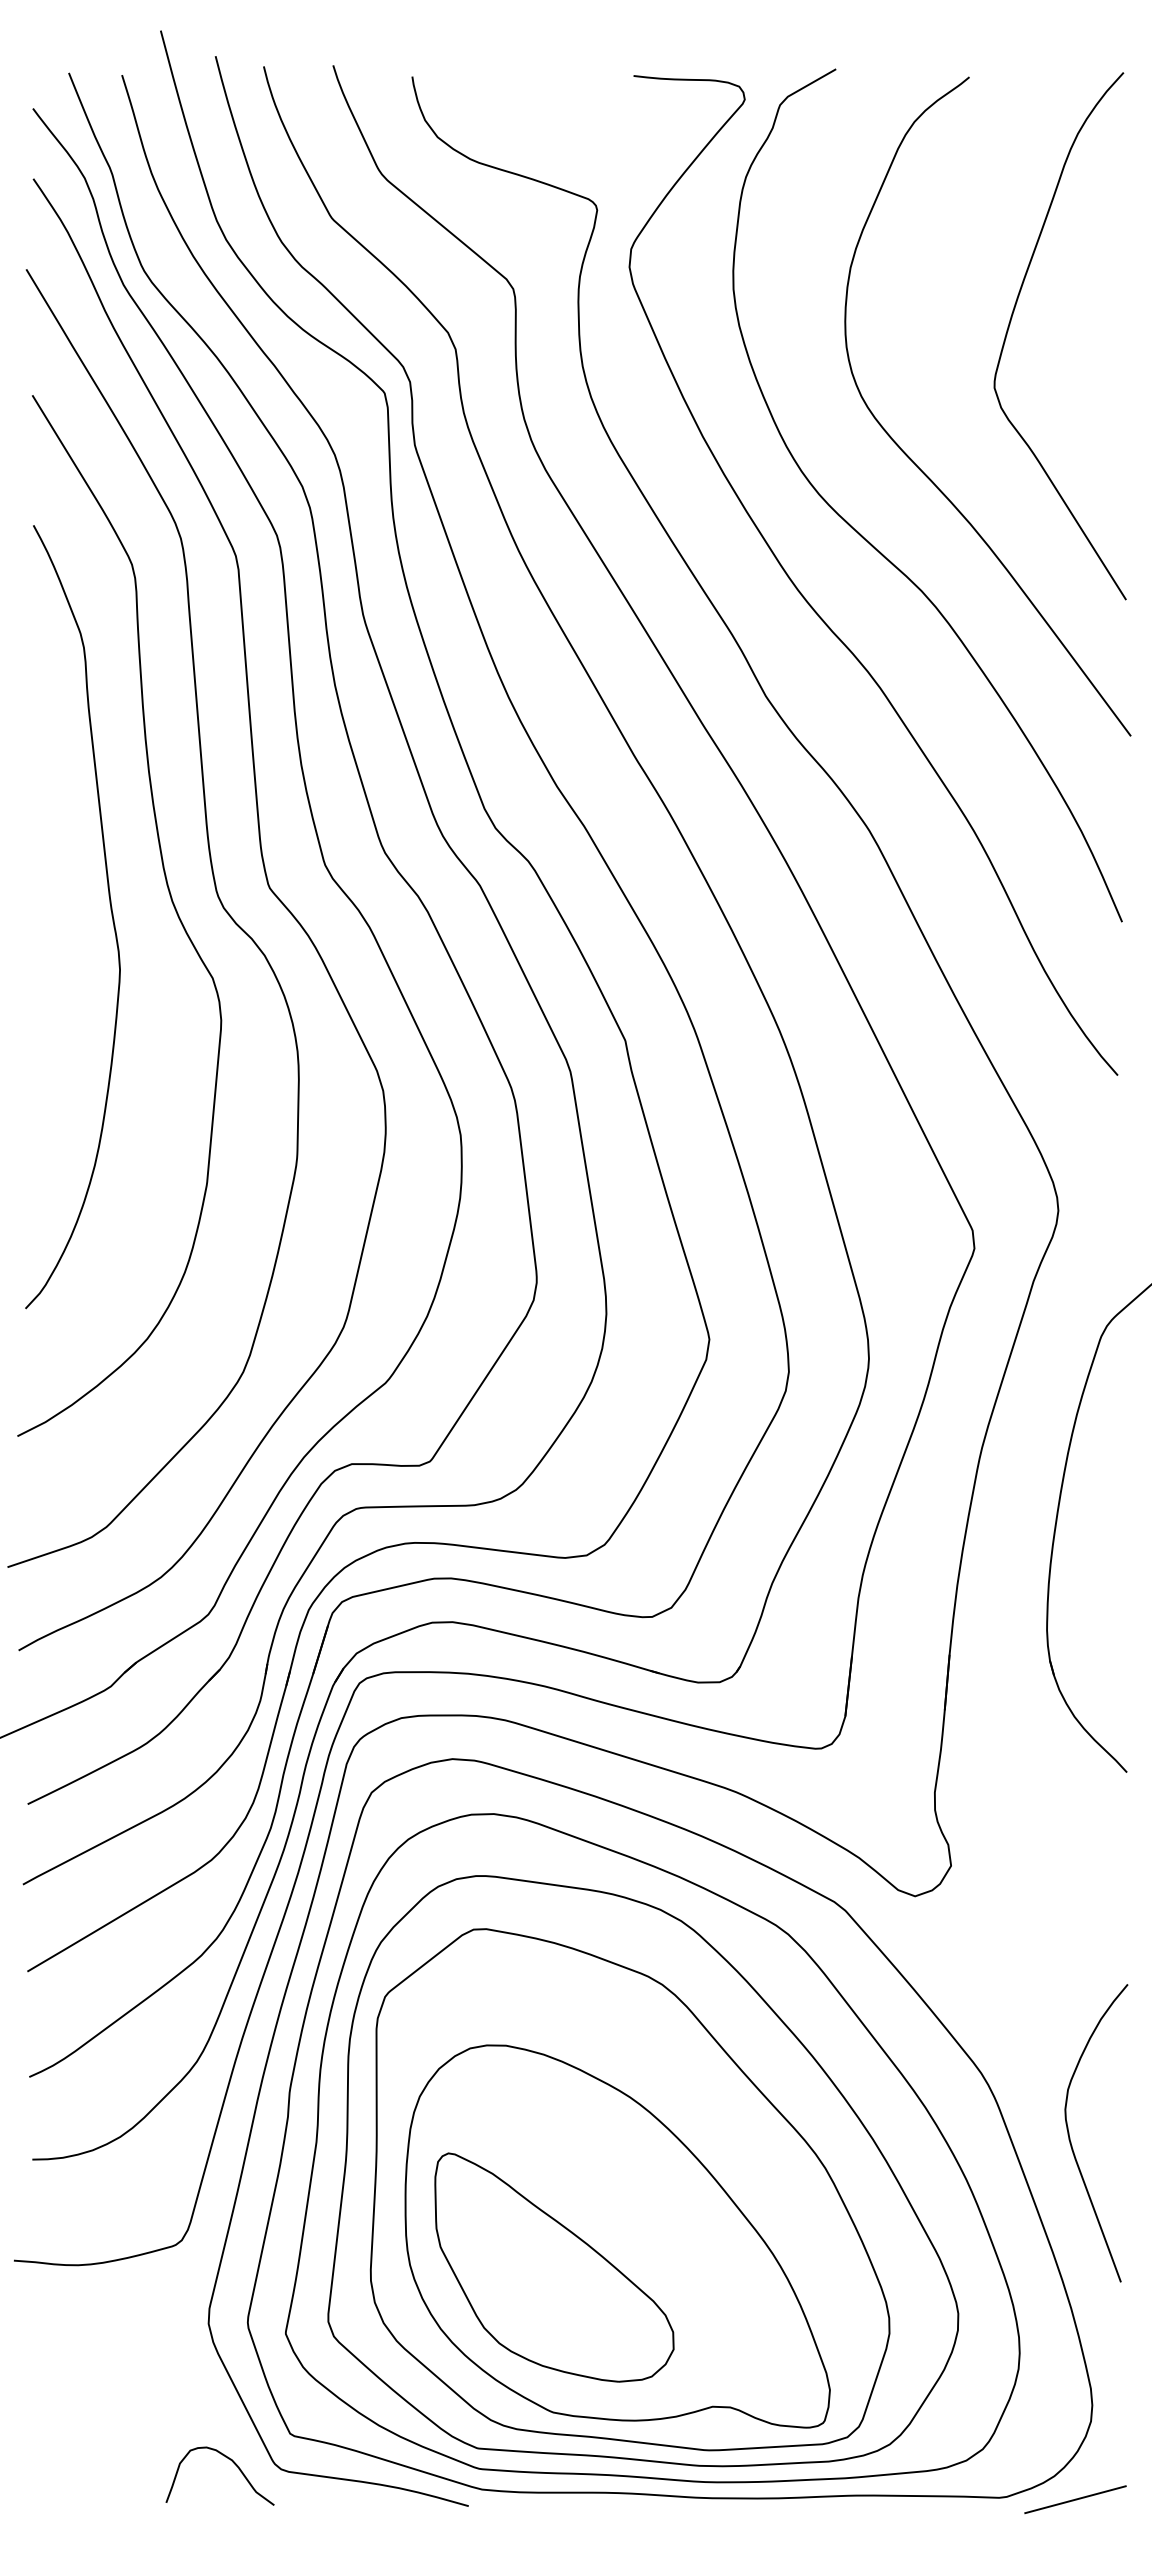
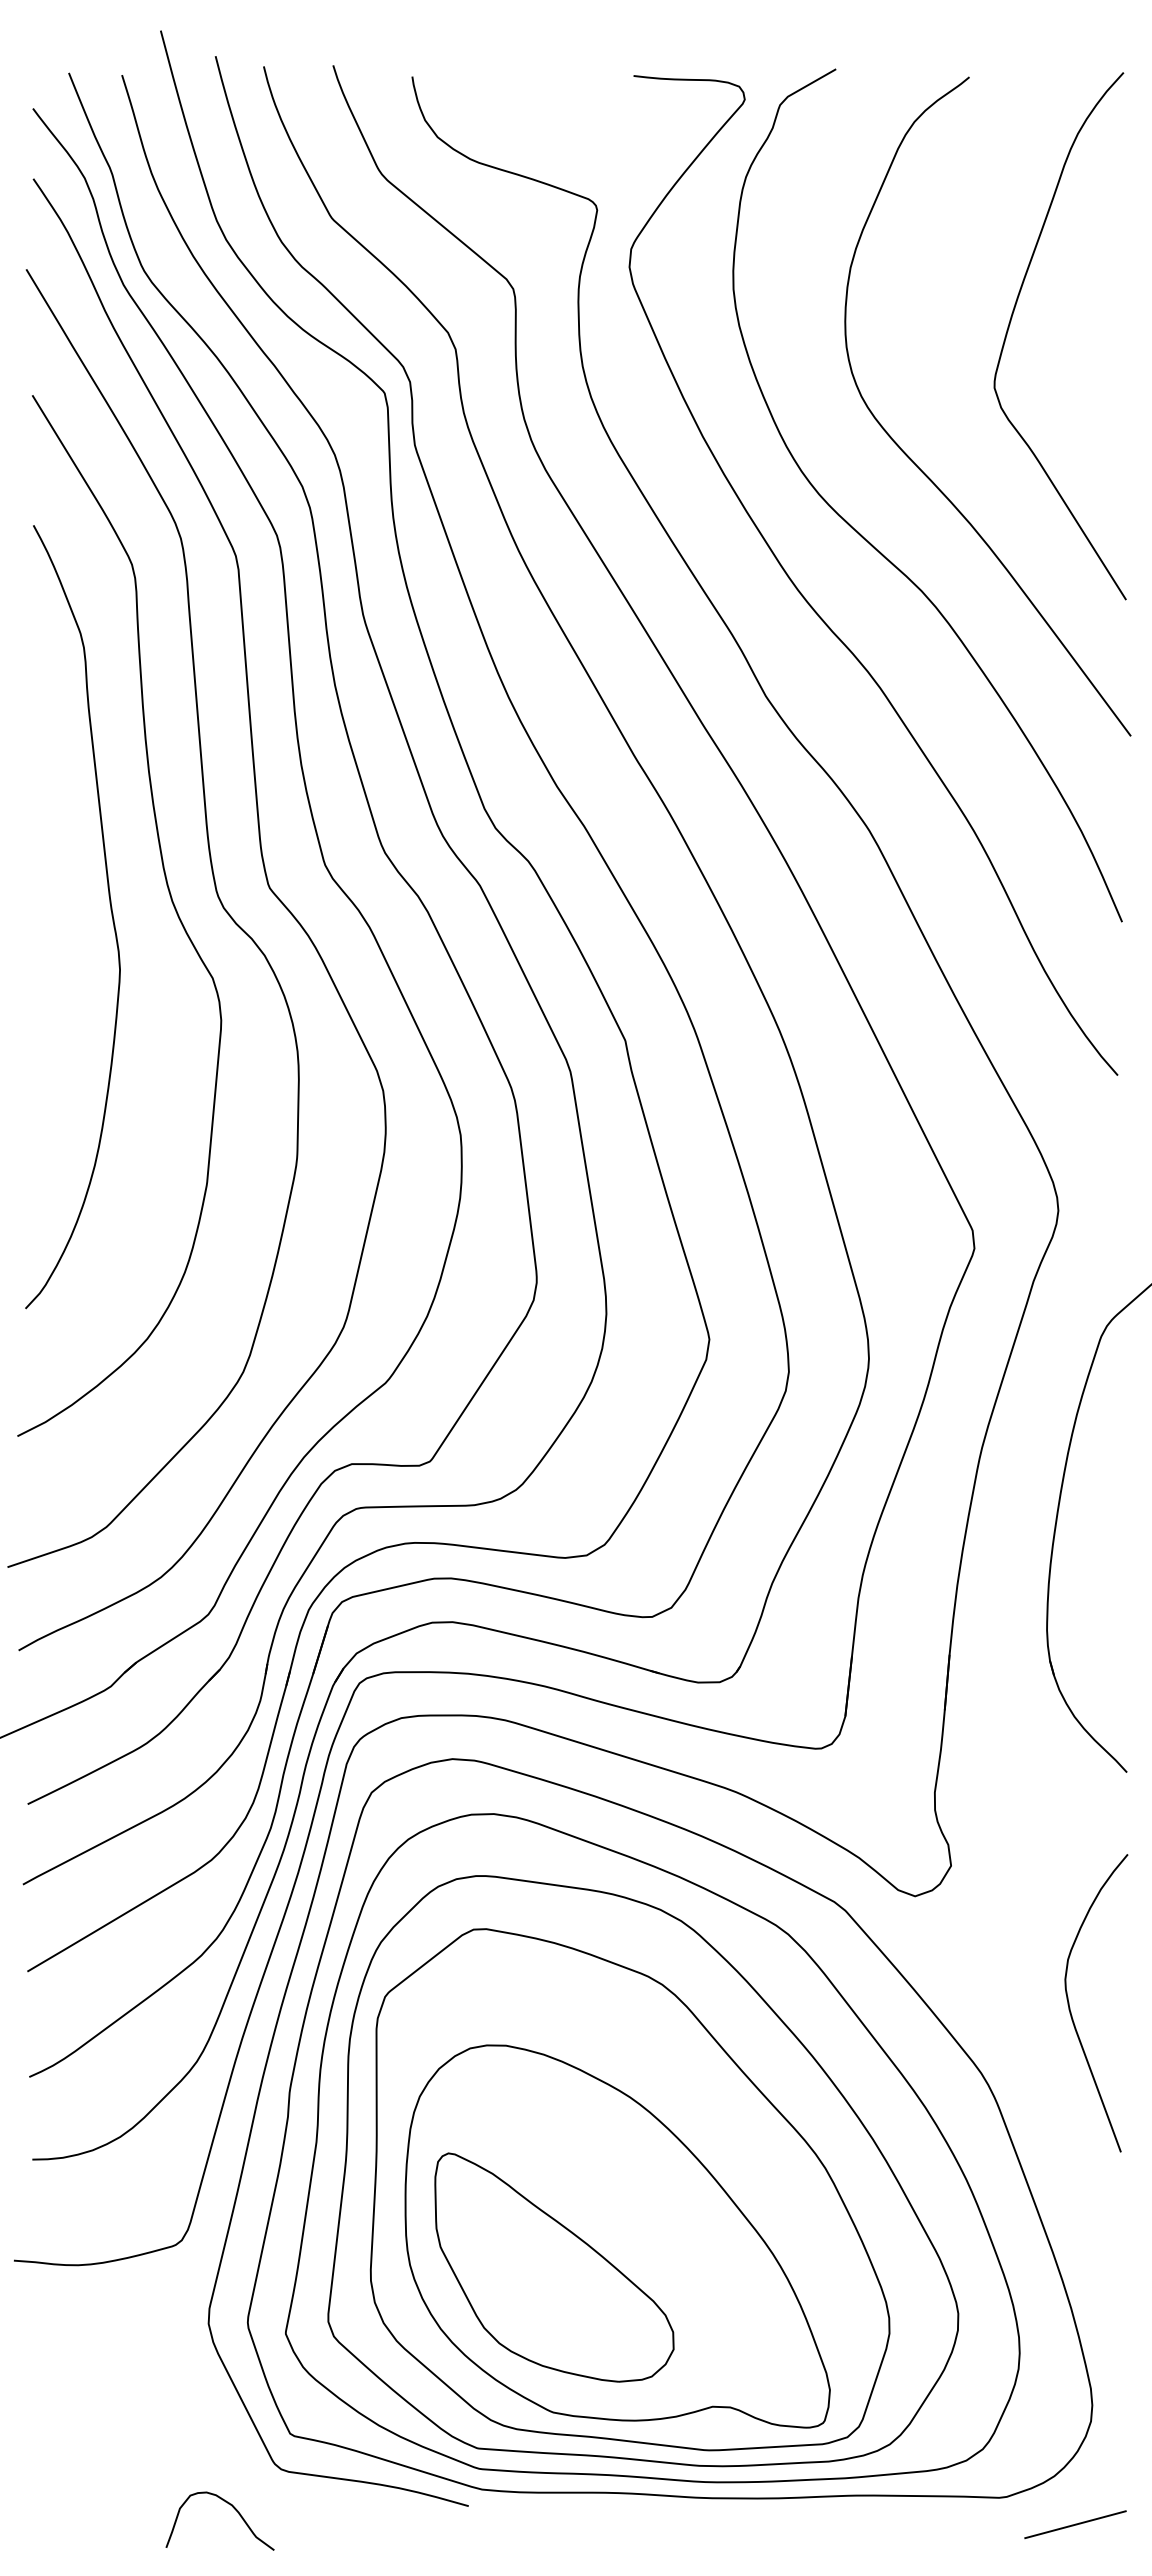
curve position: (1071, 2141) -> (1071, 2011) (1071, 2011)
curve position: (228, 2459) -> (228, 2504) (228, 2504)
line position: (1075, 2499) -> (1075, 2524) (1075, 2524)
